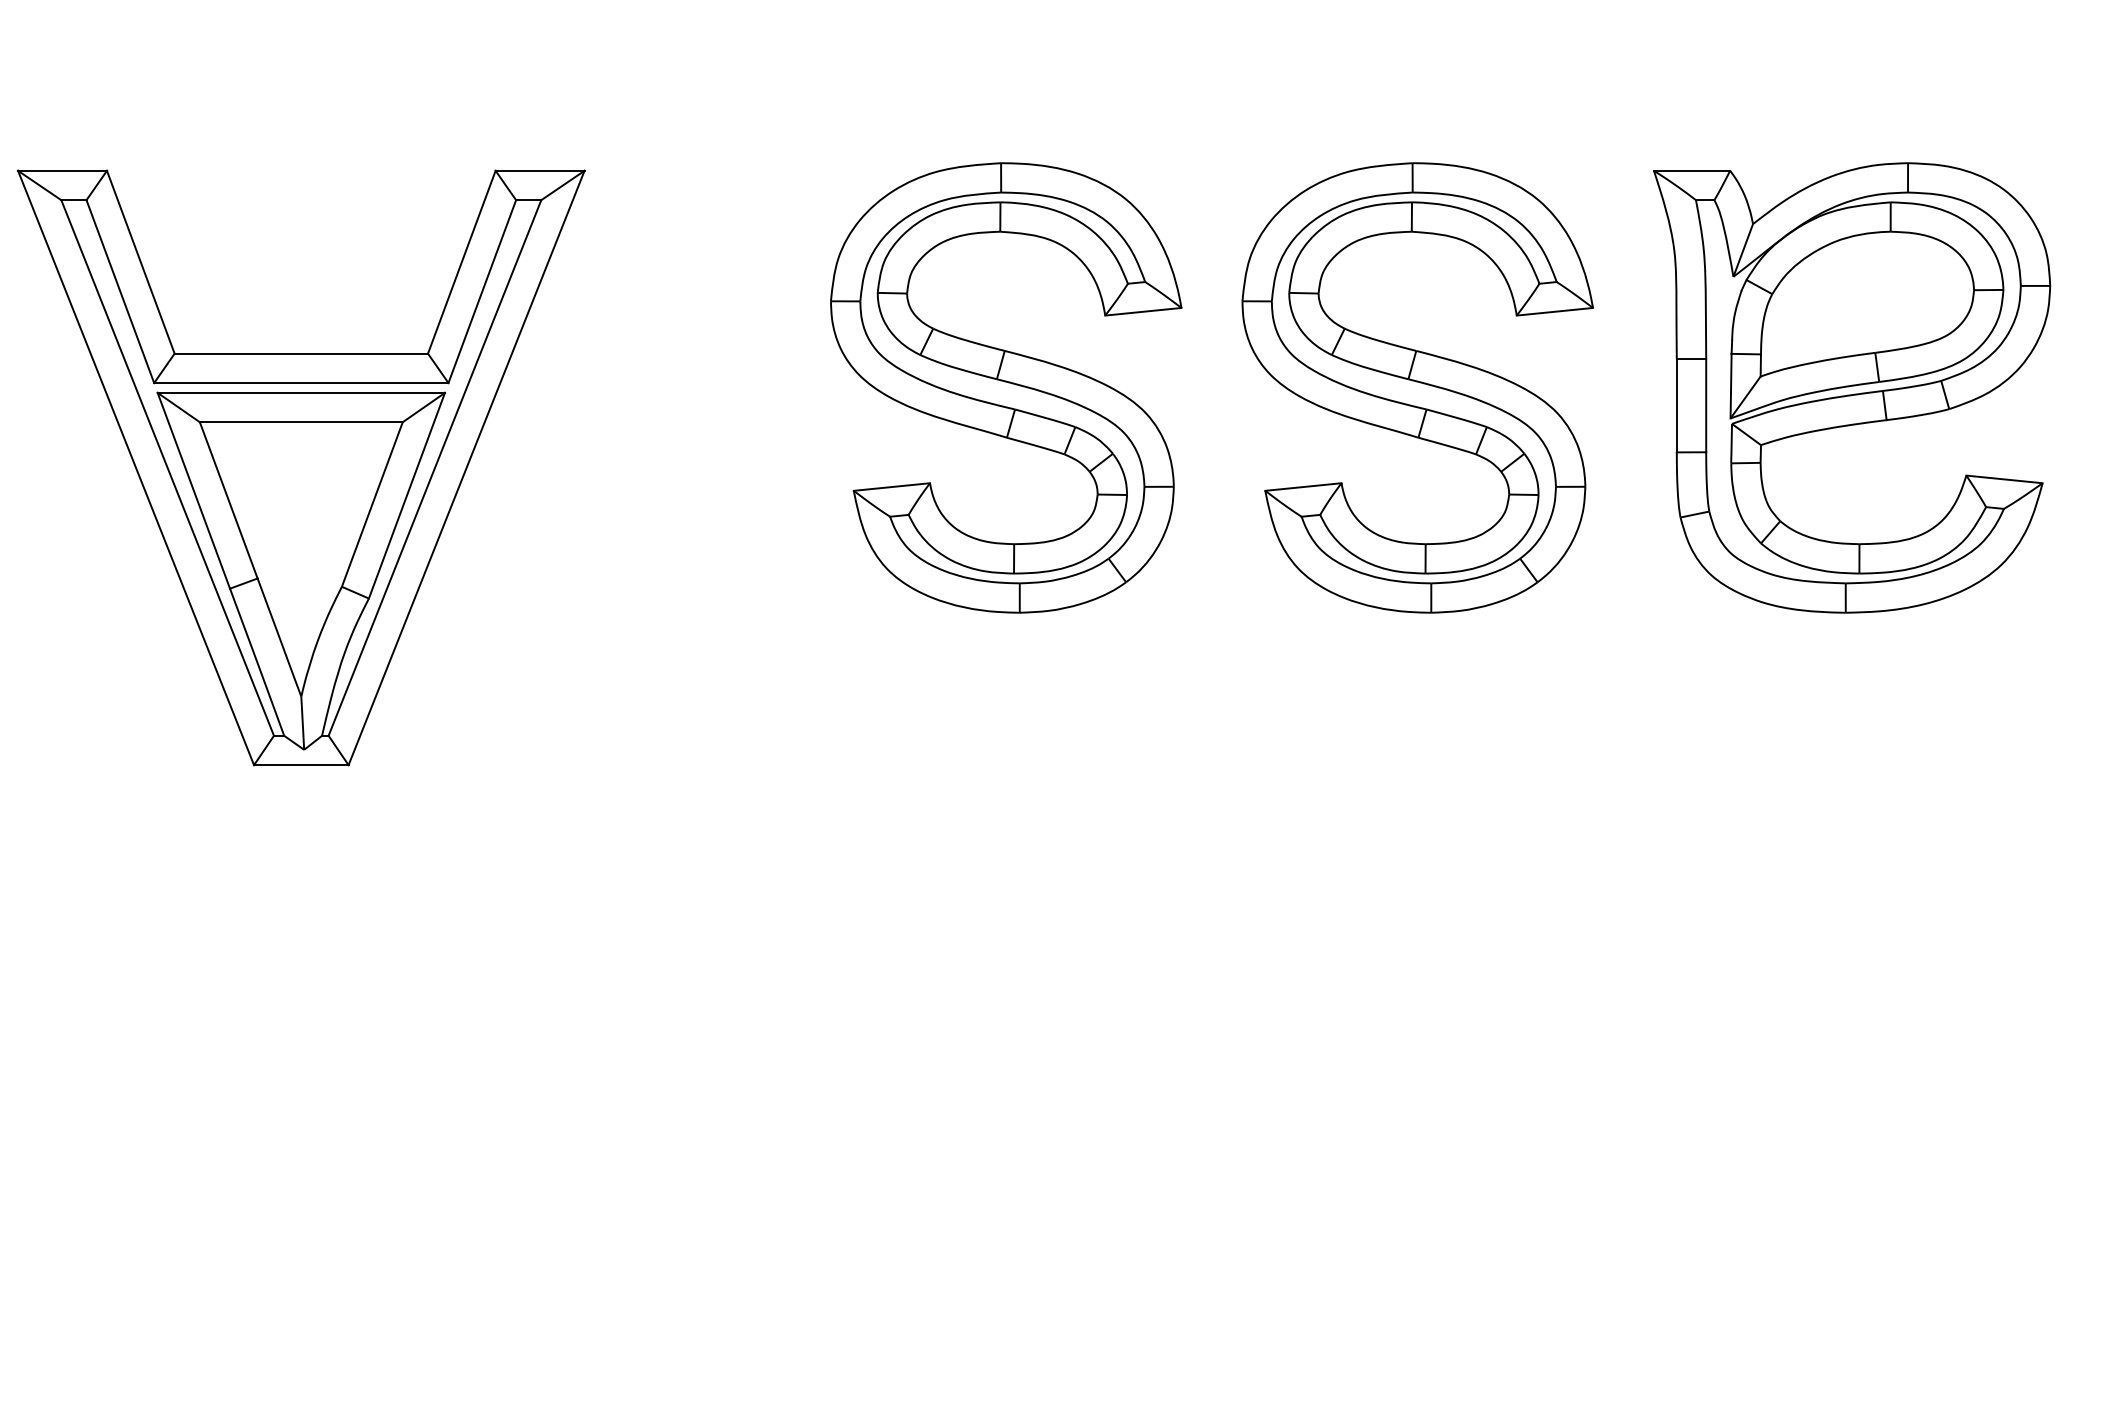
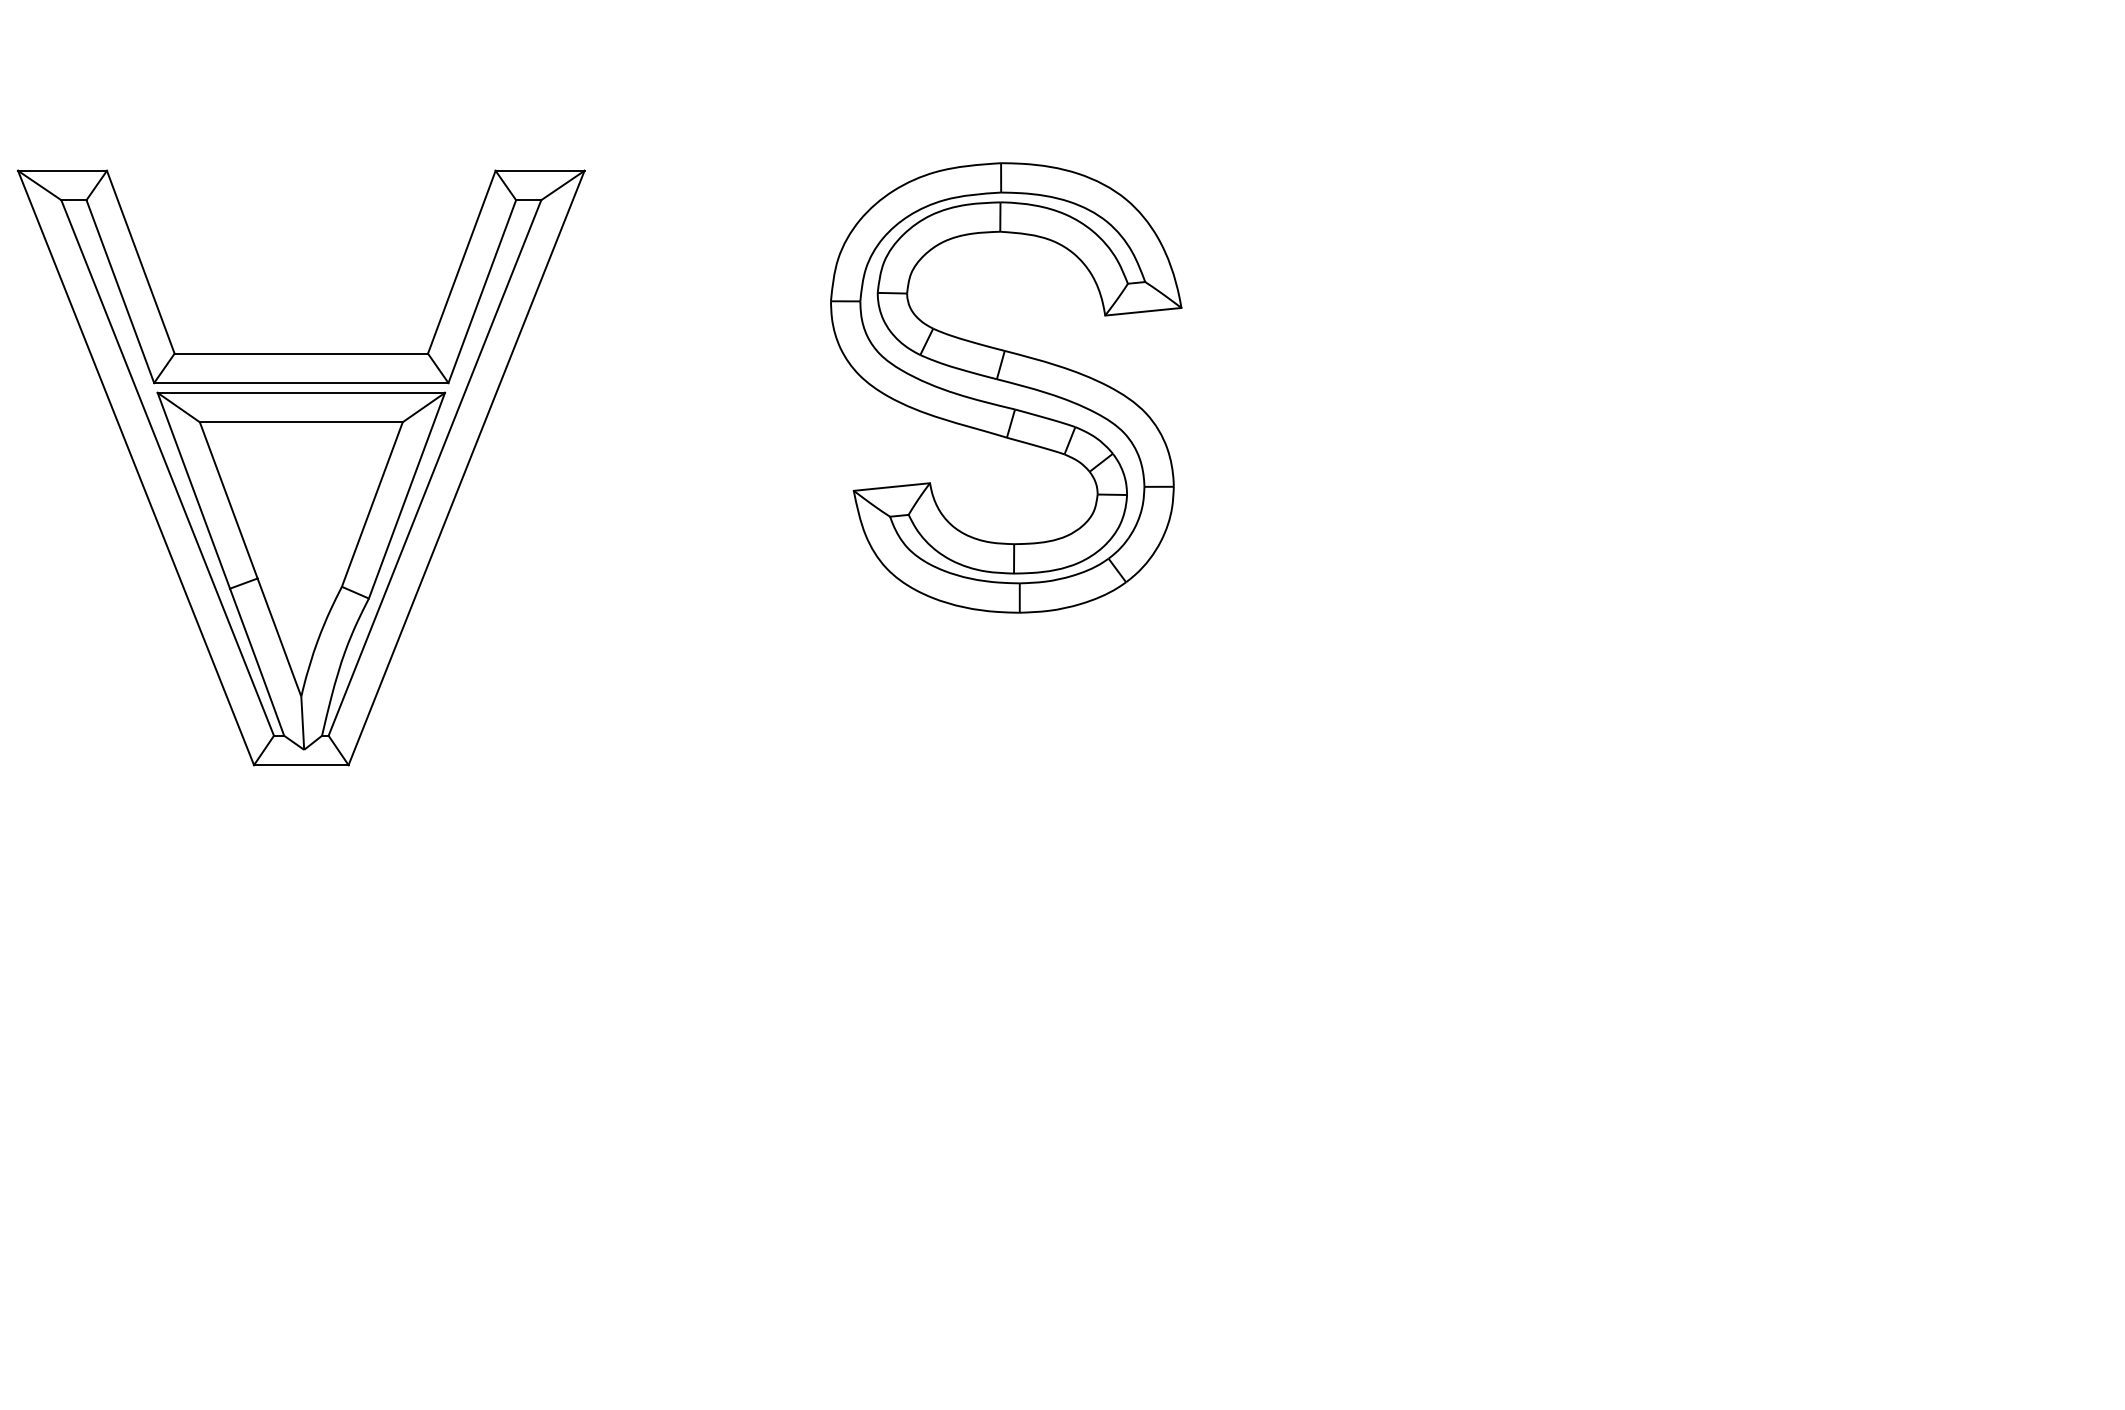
part: present -> none (1417, 387)
part: present -> none (1852, 387)
